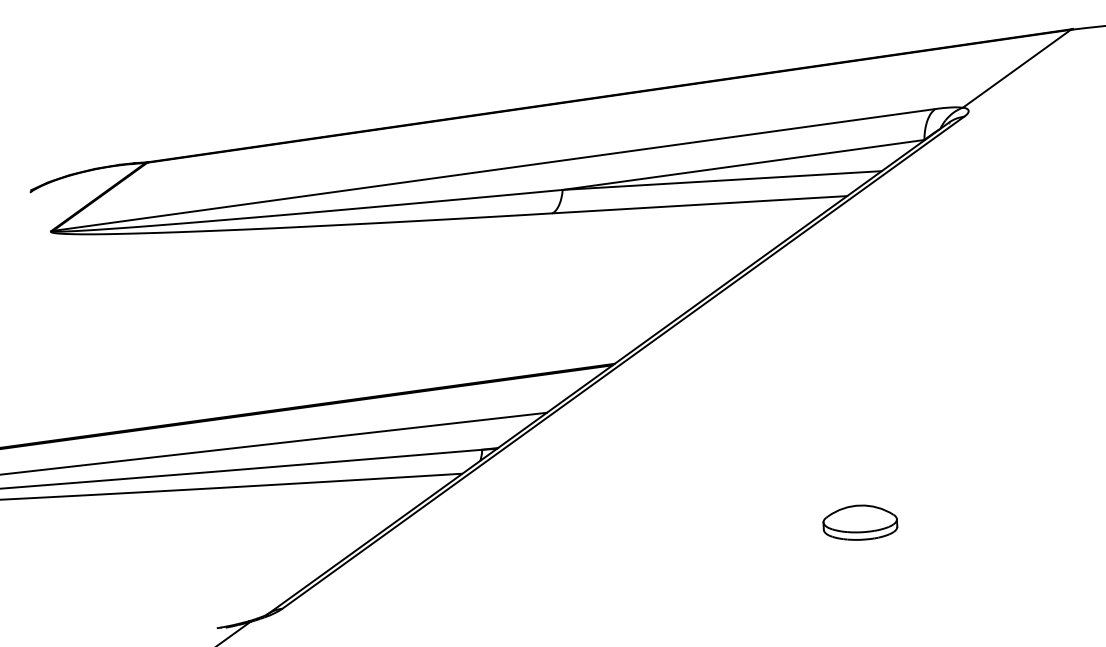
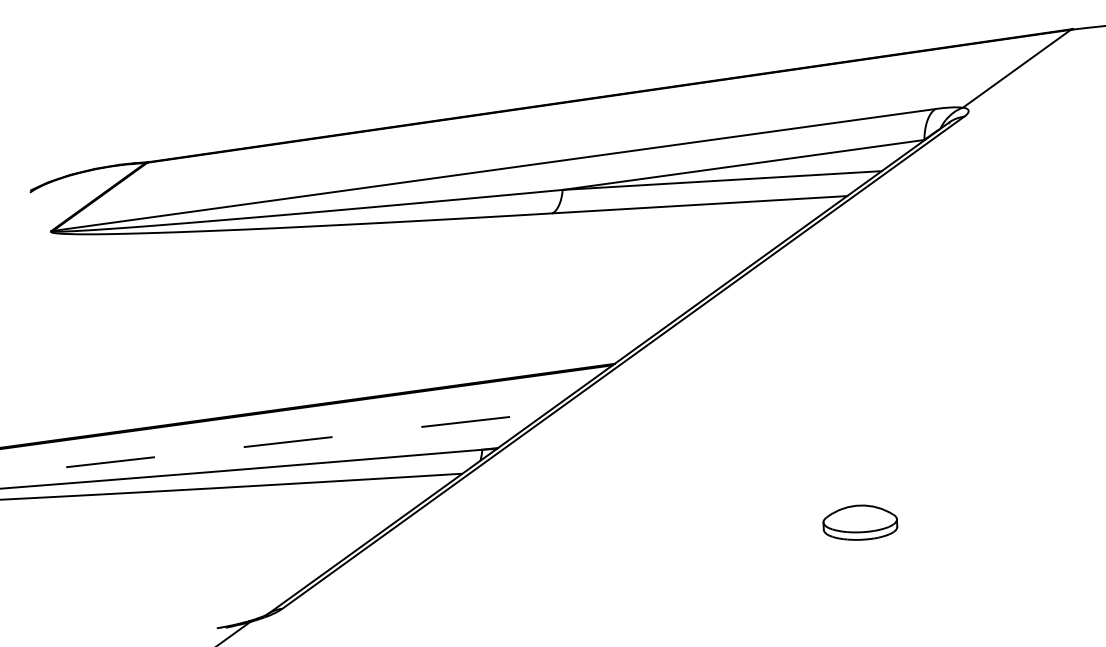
line: solid -> dashed (273, 443)
